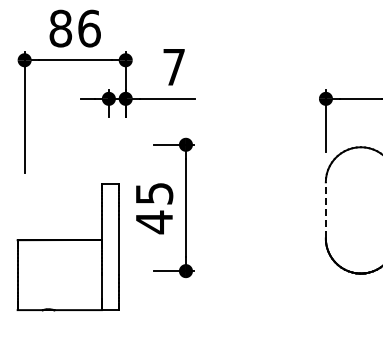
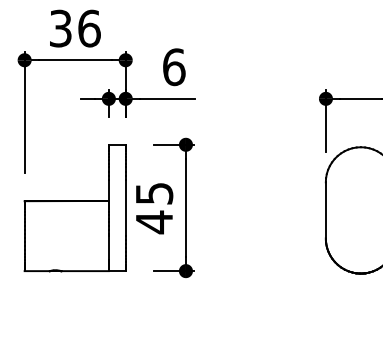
text: 86 -> 36 (60, 28)
text: 7 -> 6 (174, 67)
line: dashed -> solid (325, 209)
part position: (67, 247) -> (74, 208) (74, 208)
